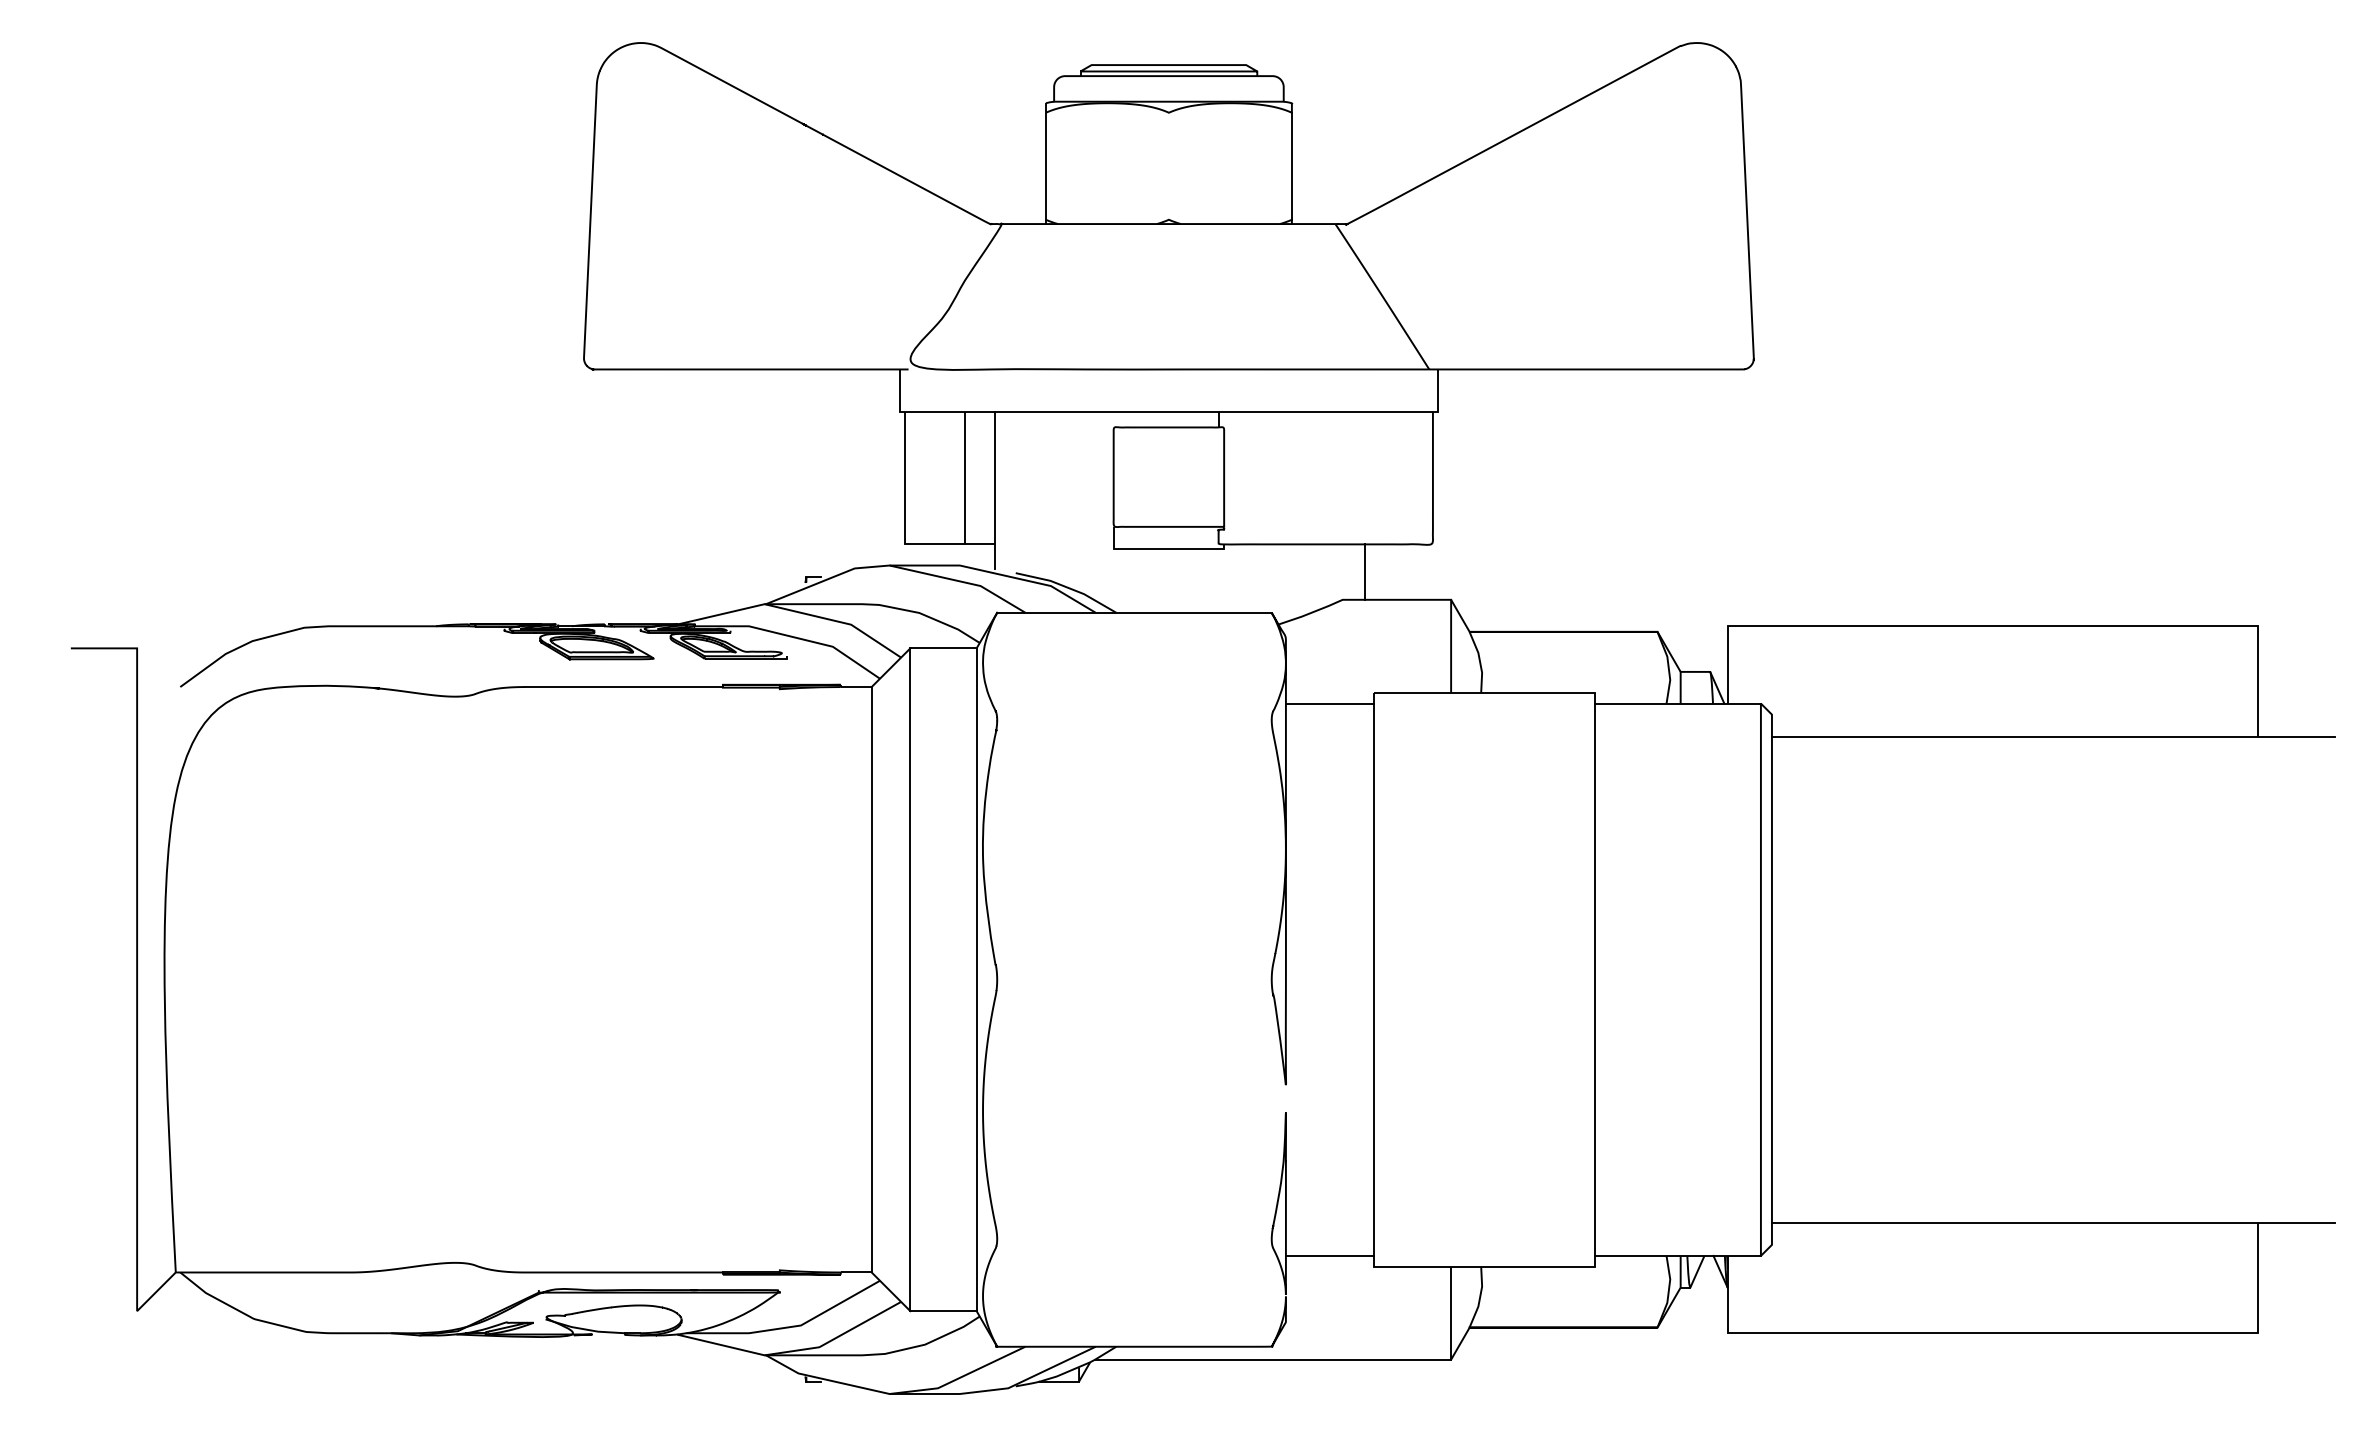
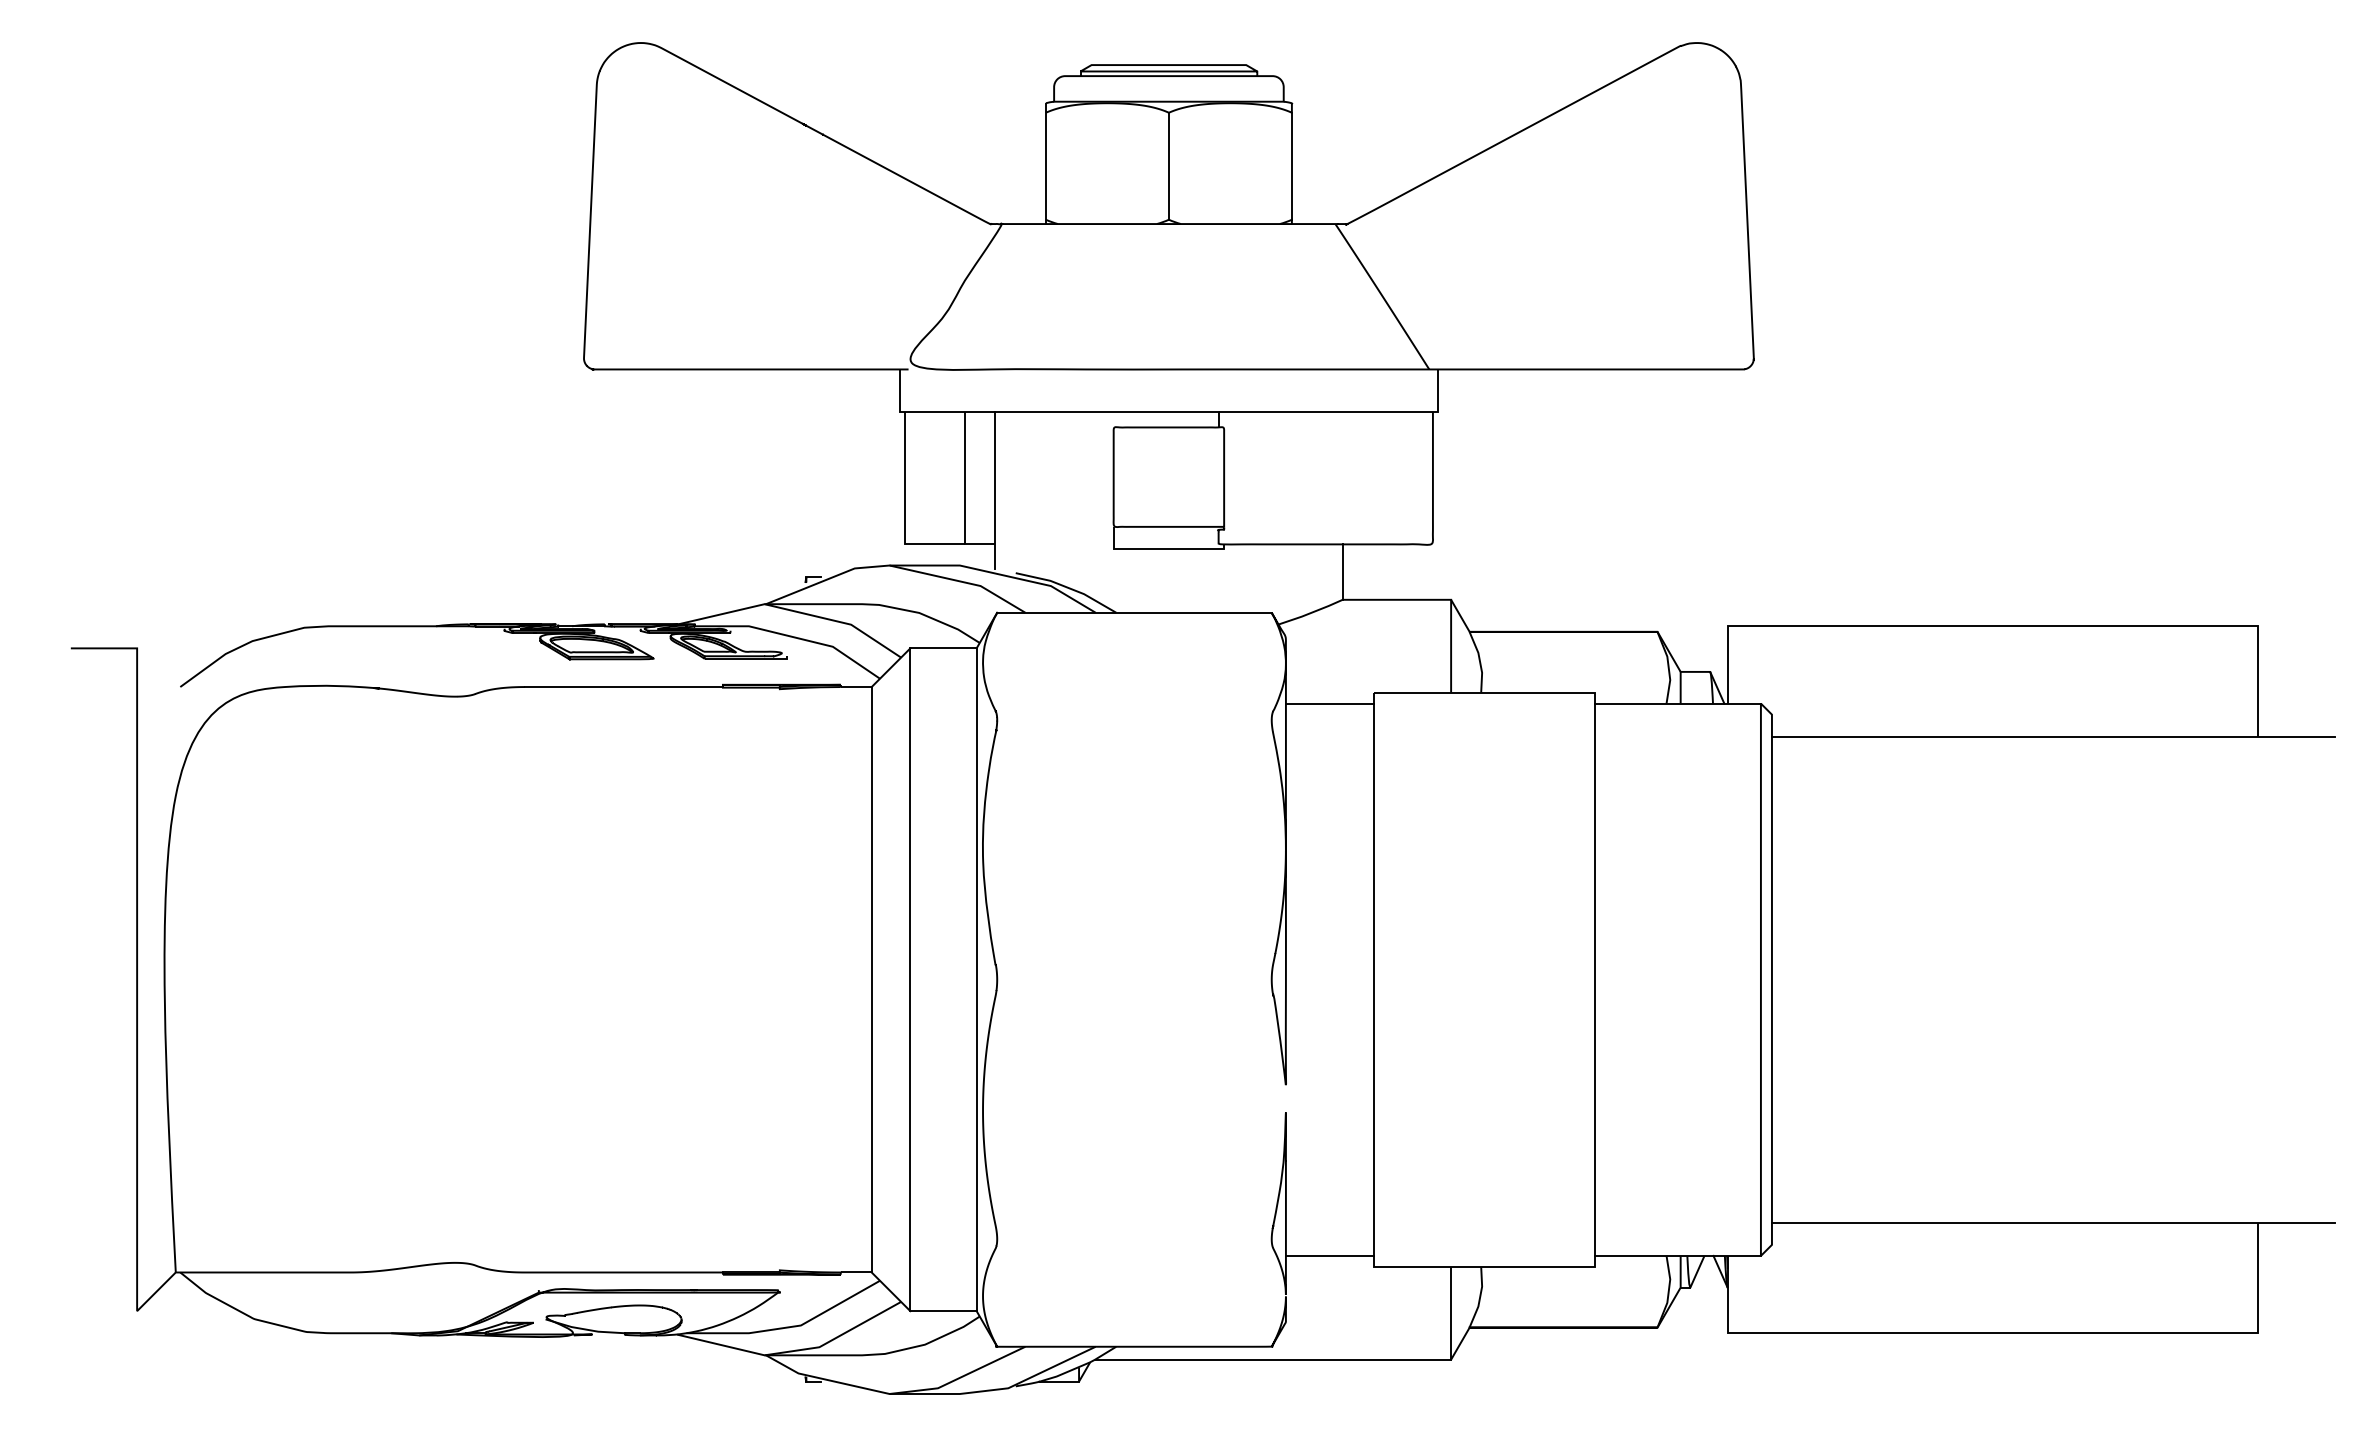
line: none -> present (1168, 165)
line position: (1364, 571) -> (1342, 571) (1342, 571)
